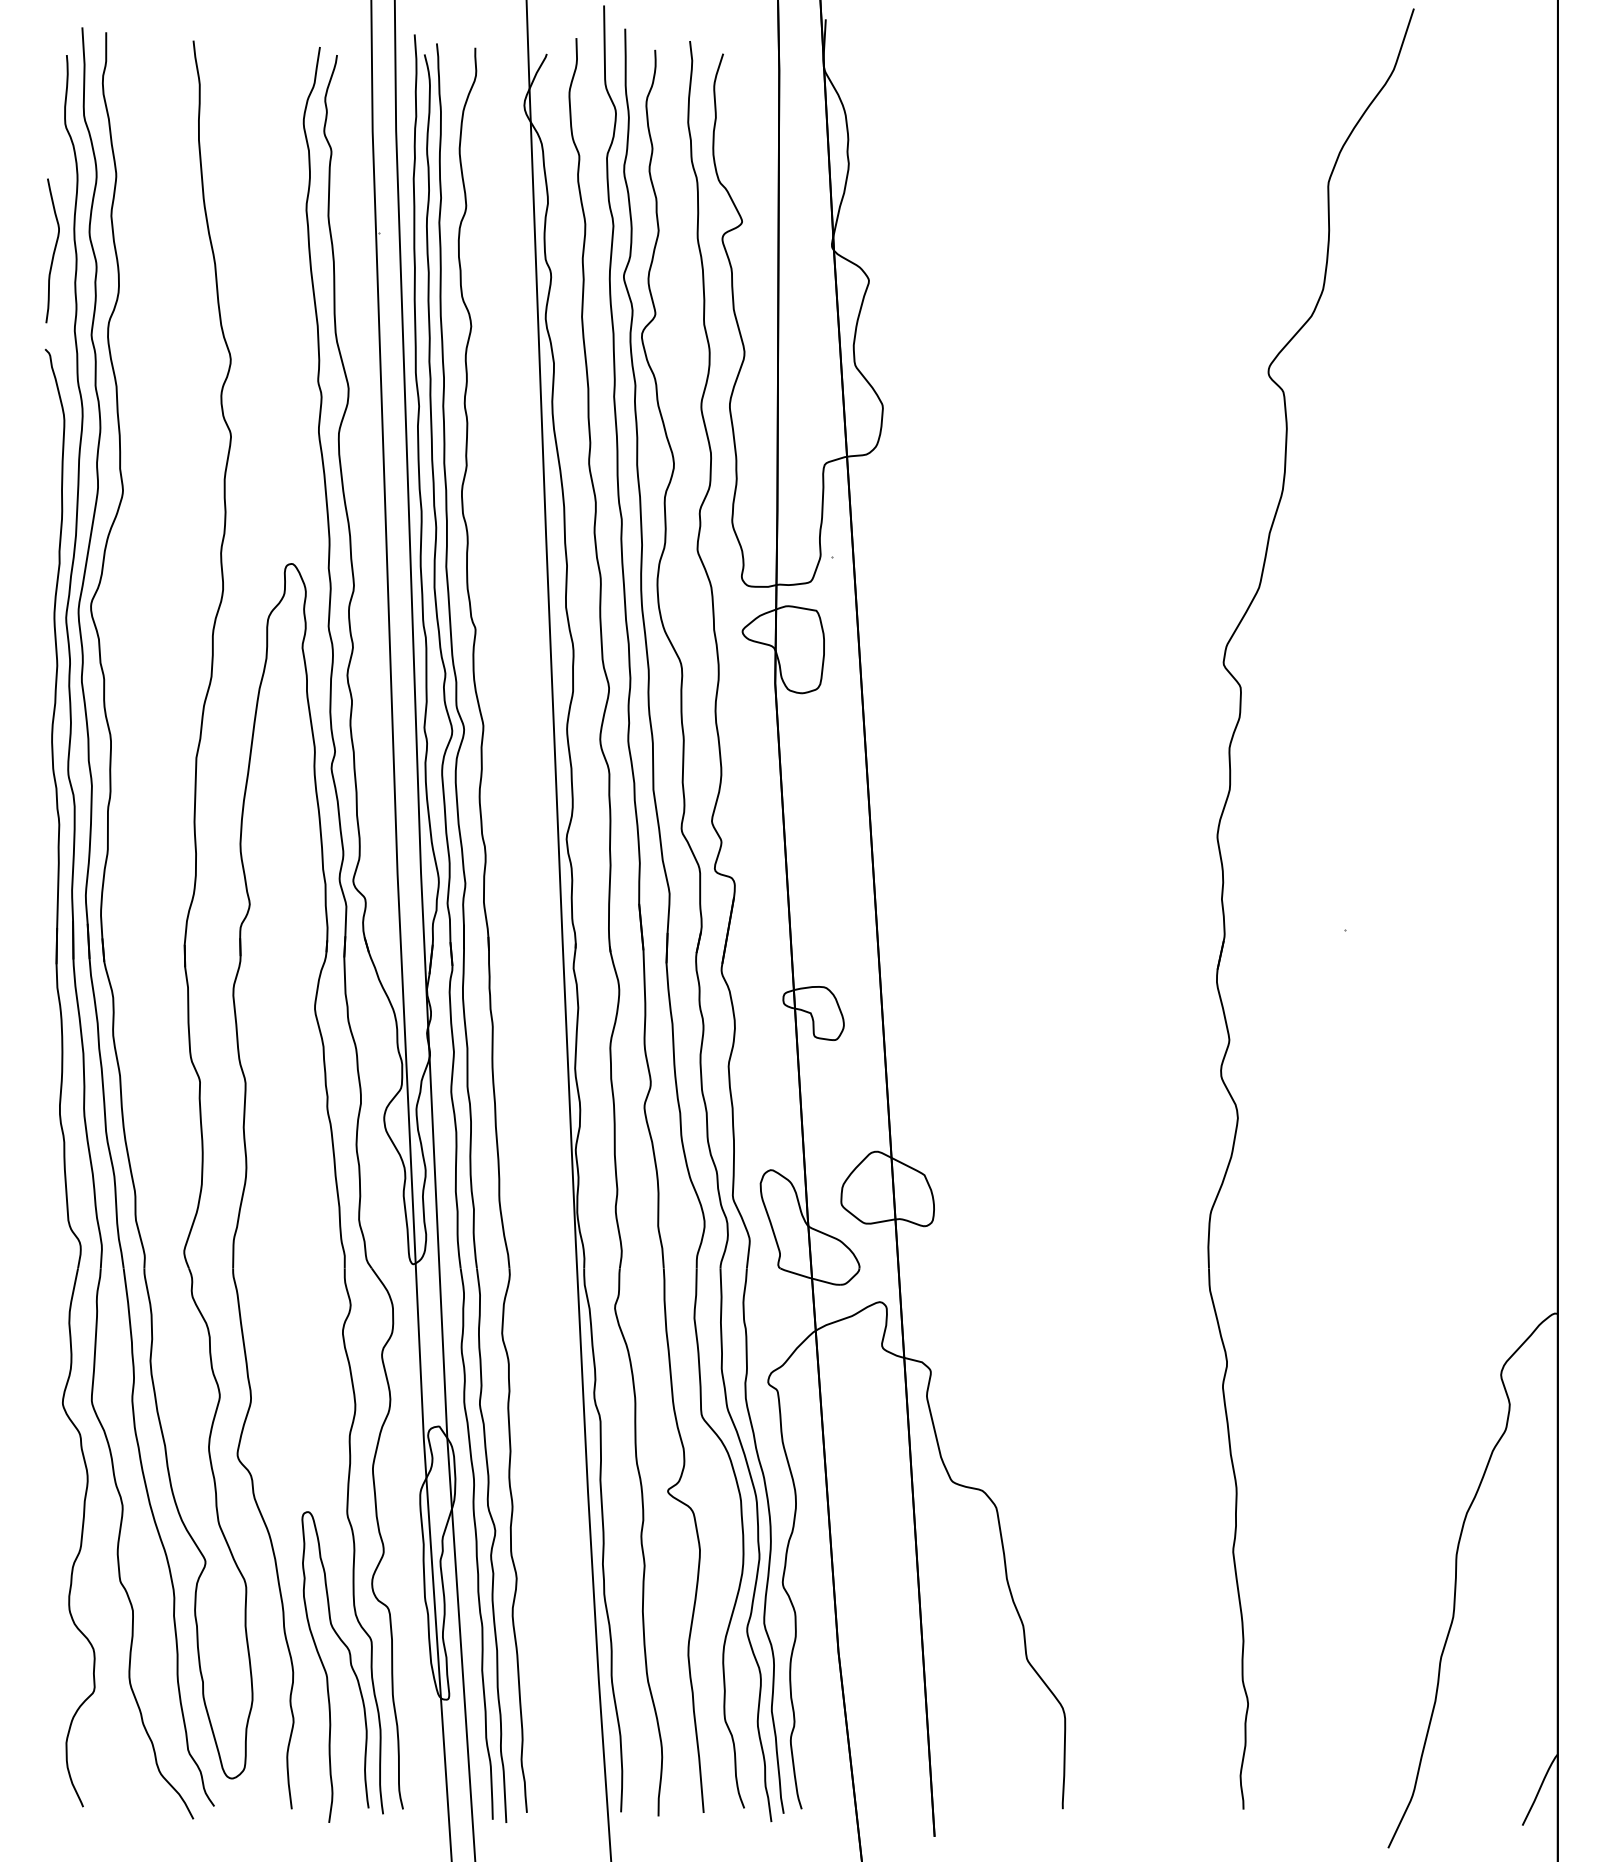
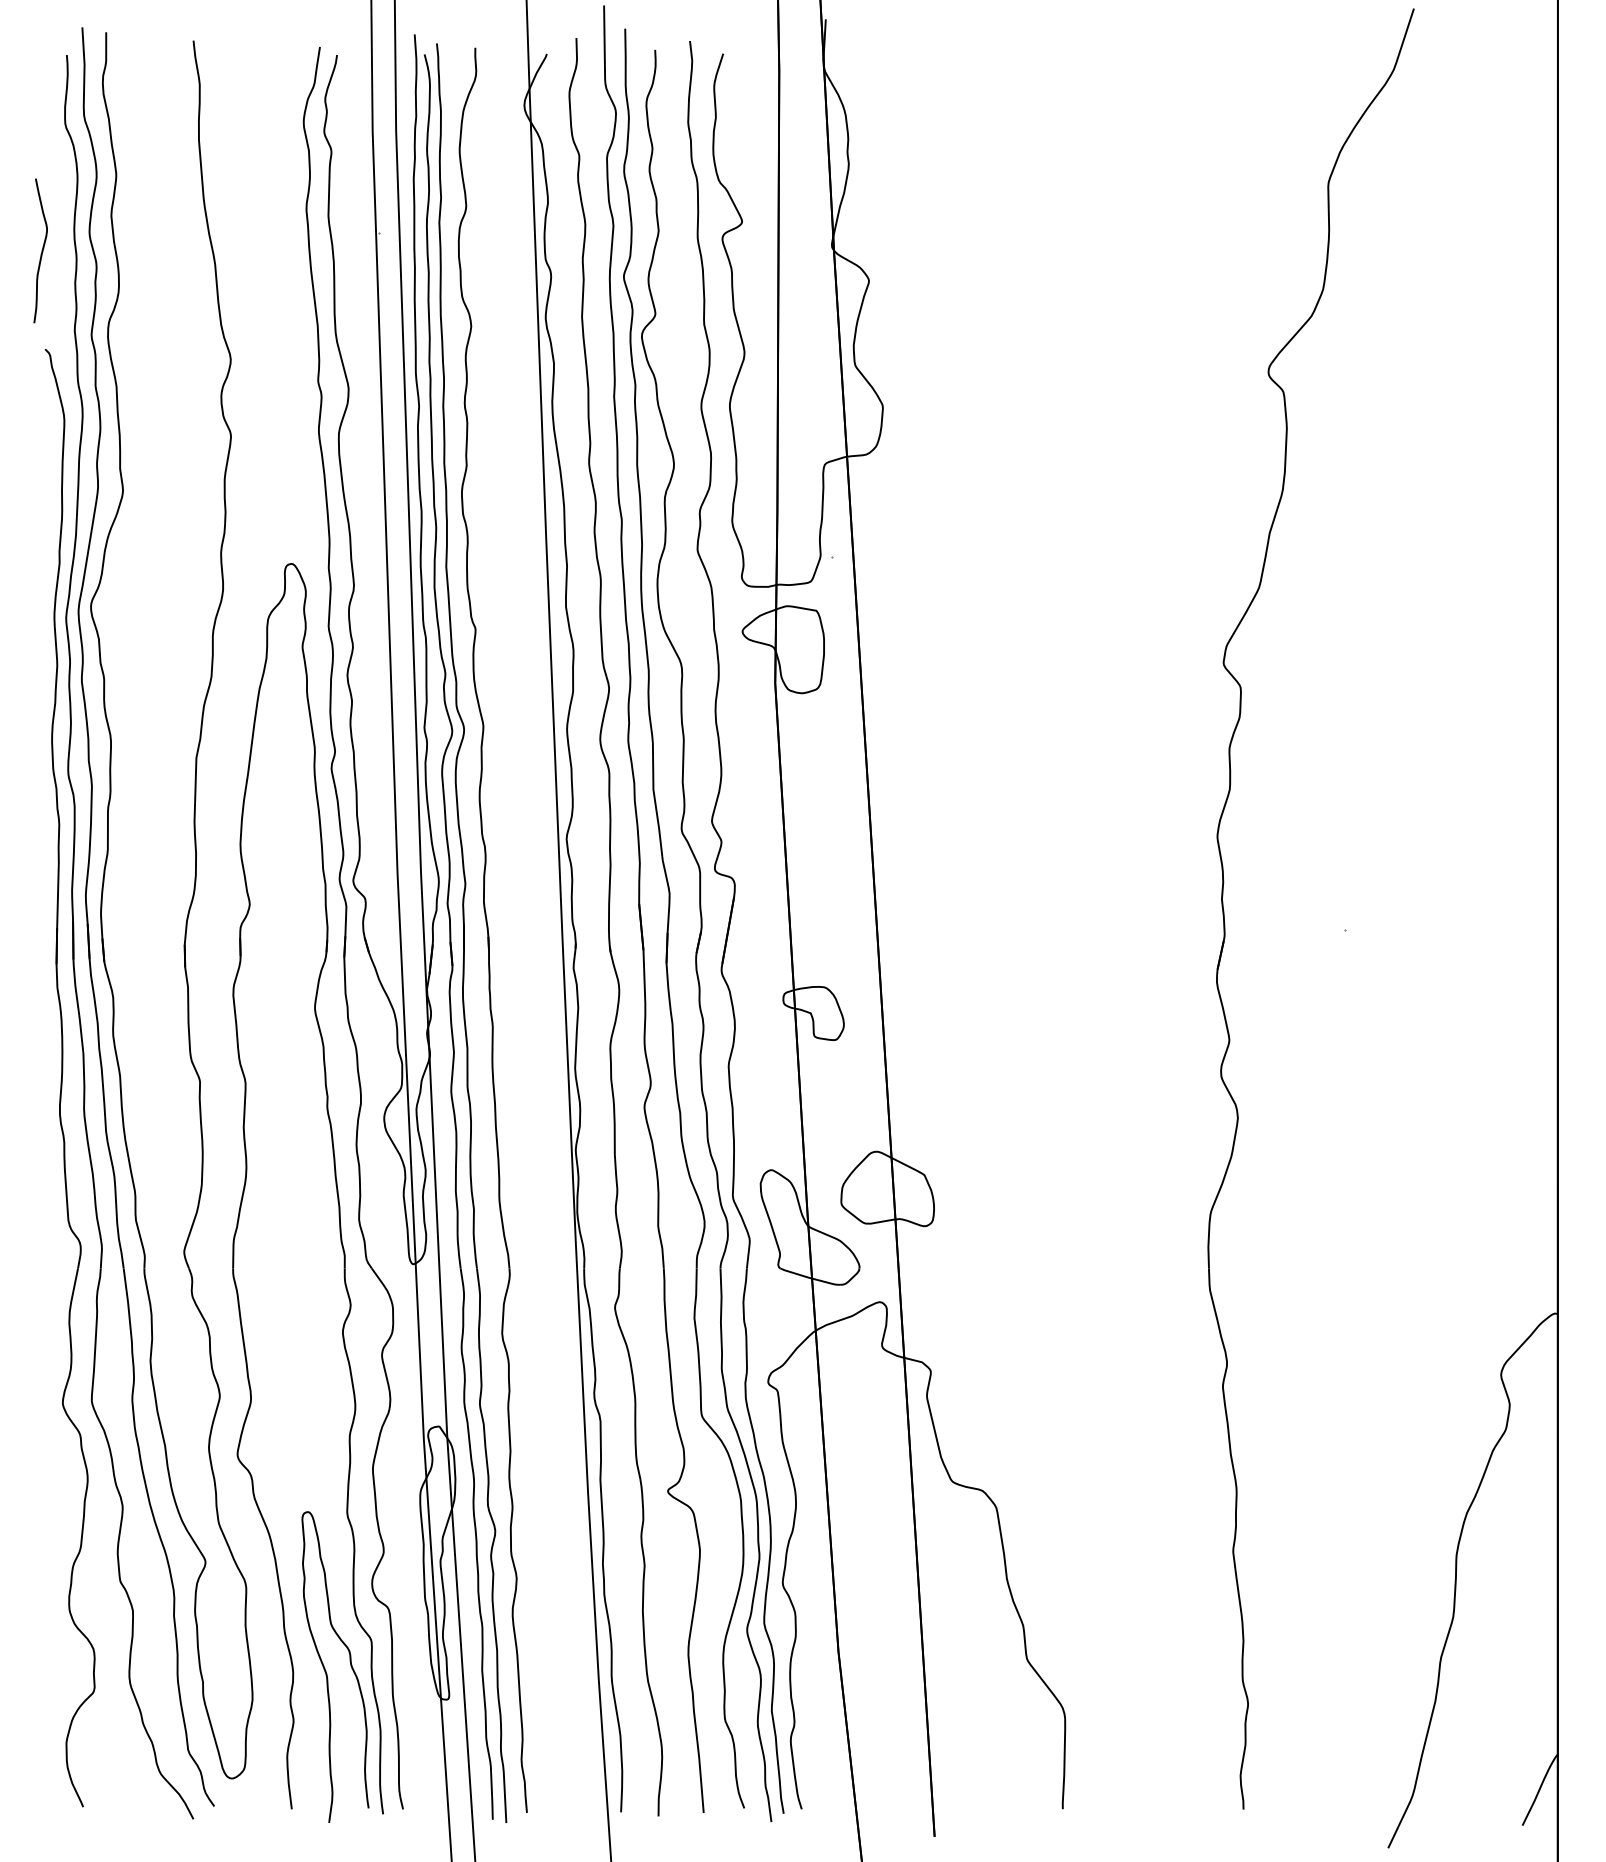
curve position: (53, 250) -> (41, 250) (41, 250)
